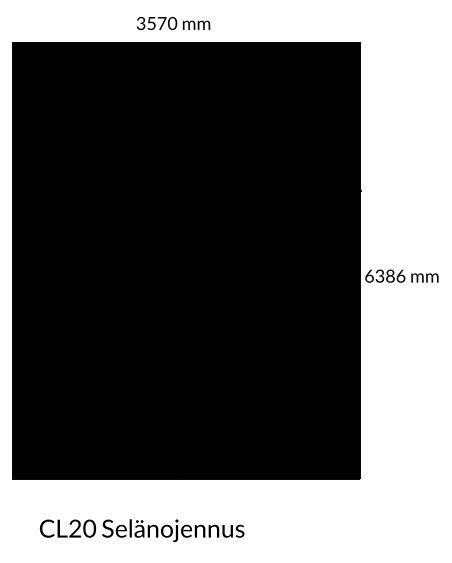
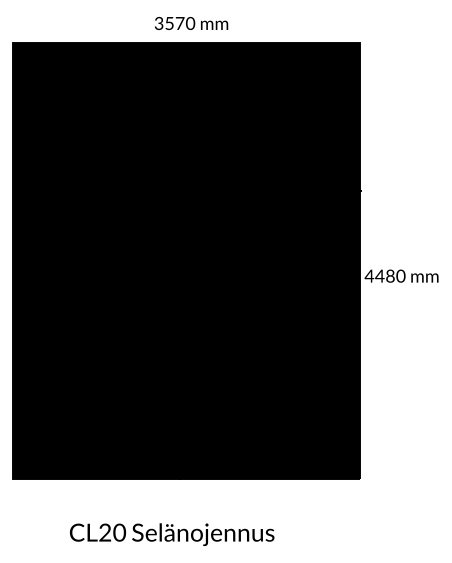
text position: (173, 23) -> (191, 23) (191, 23)
text: 6386 -> 4480 (384, 275)
text position: (142, 530) -> (172, 534) (172, 534)
